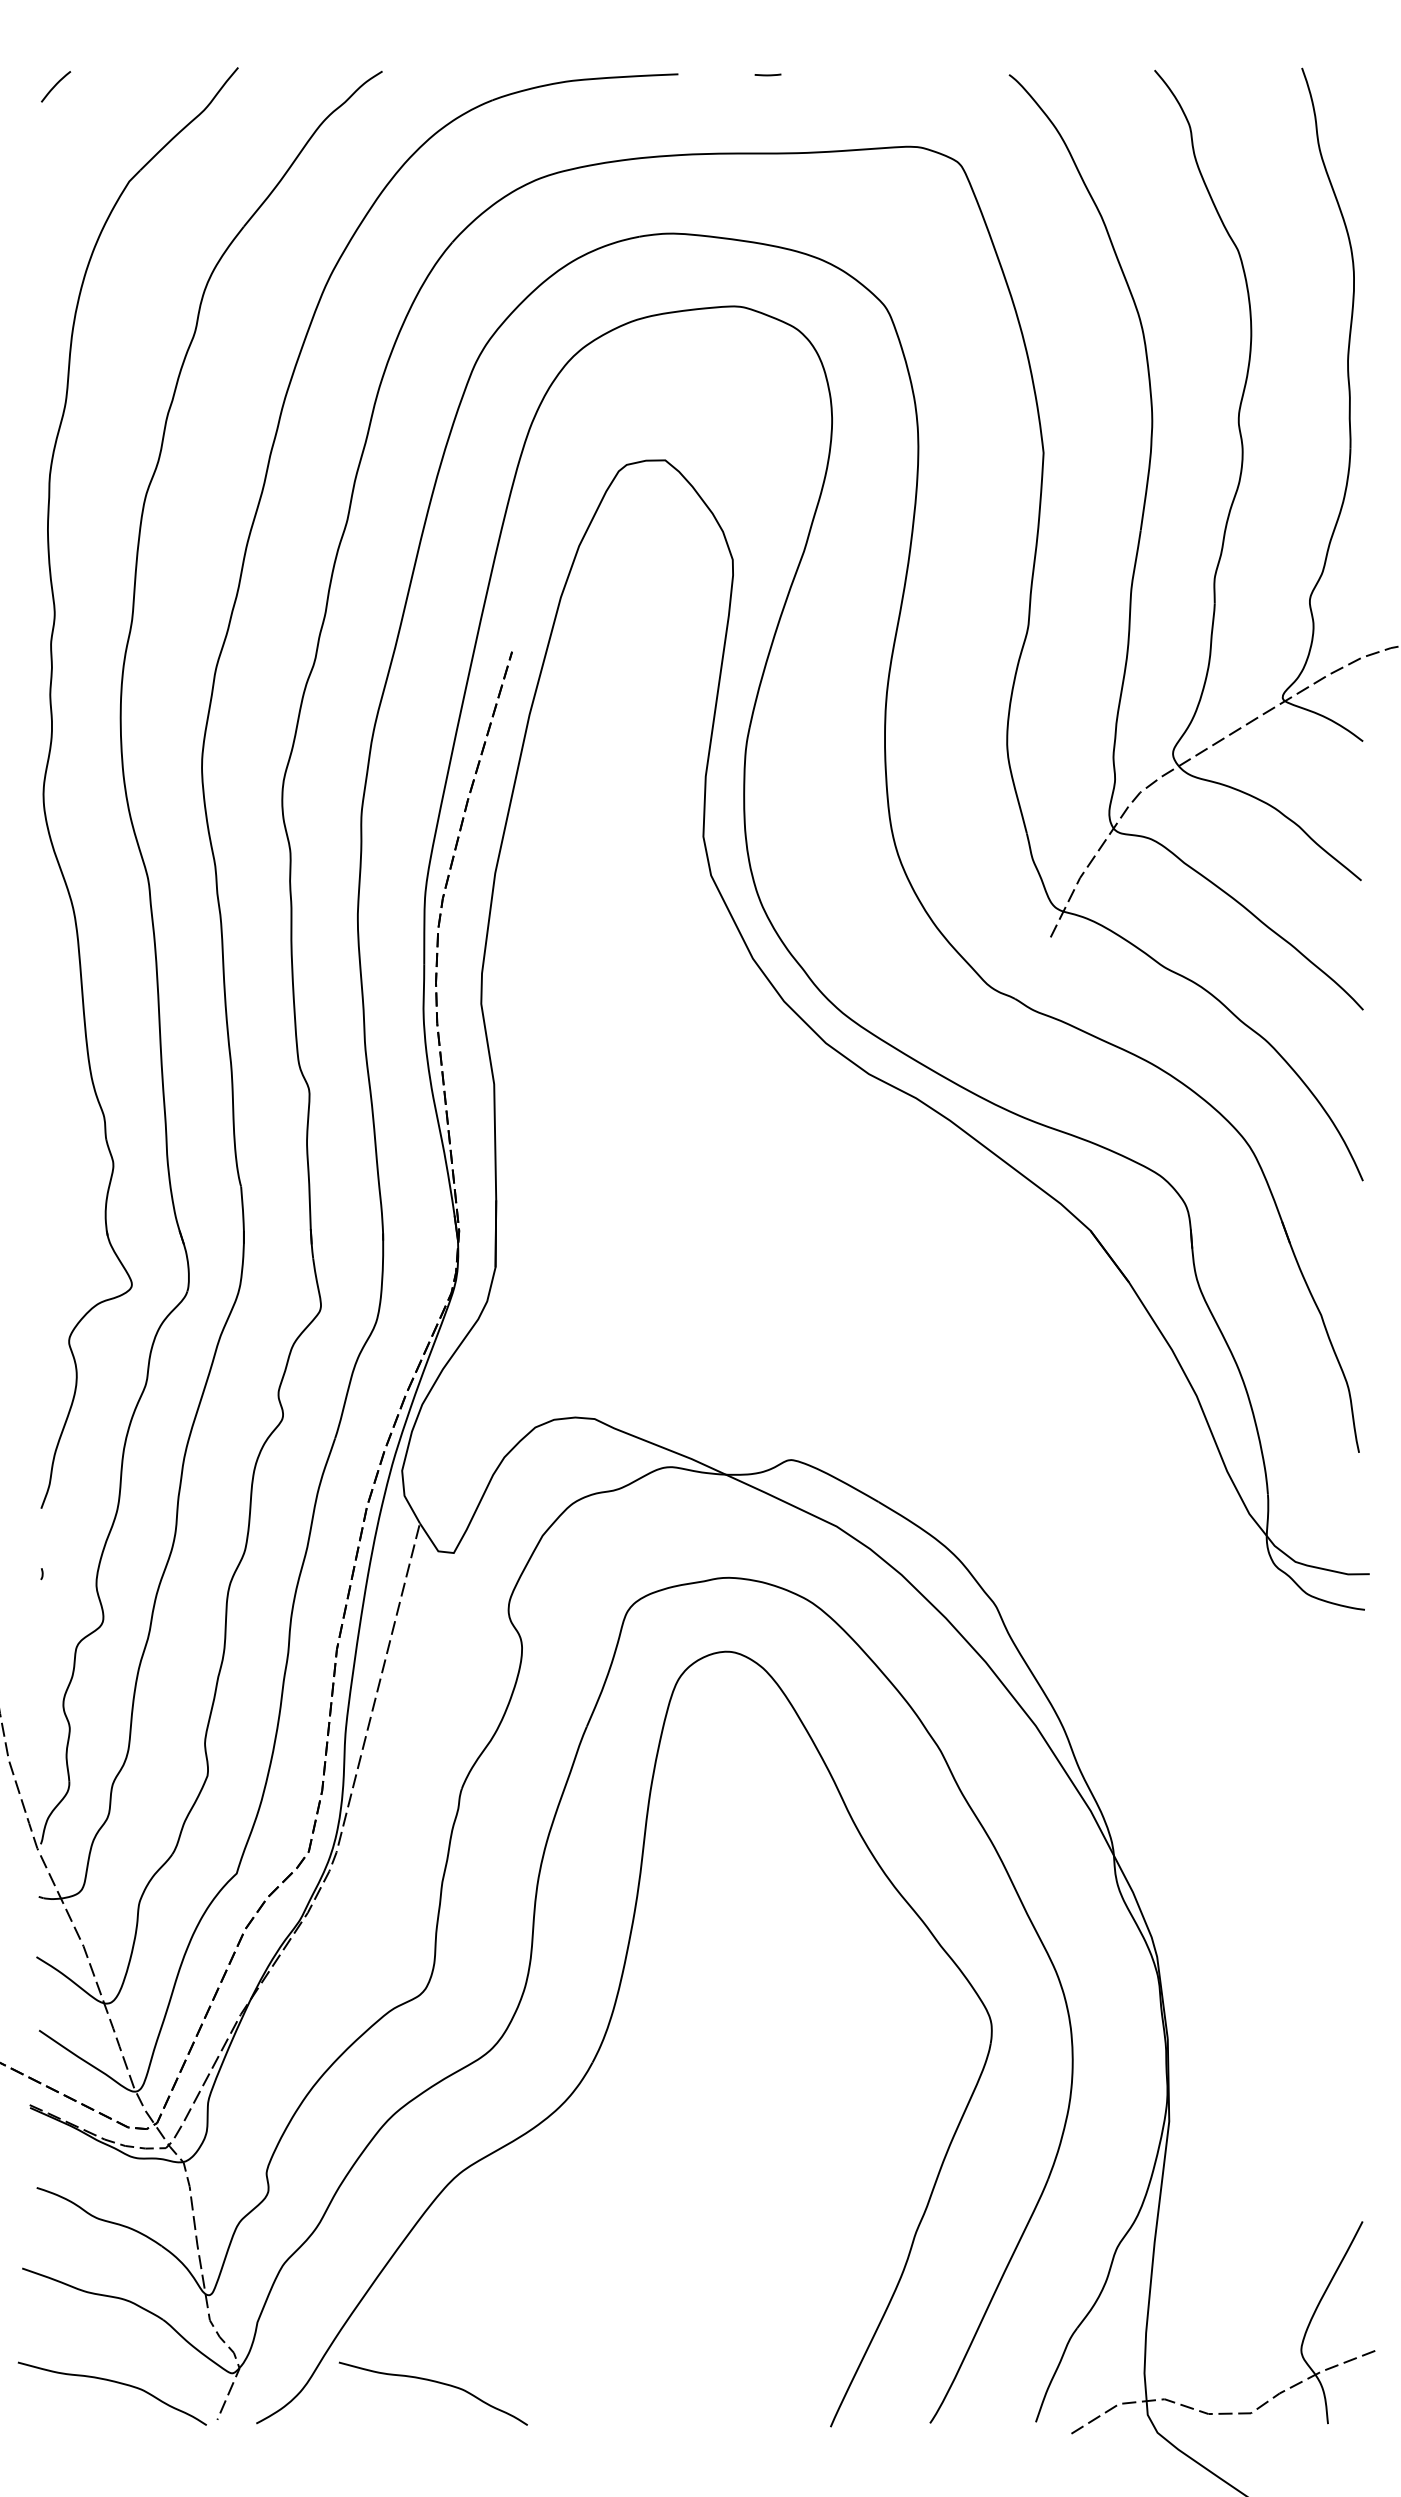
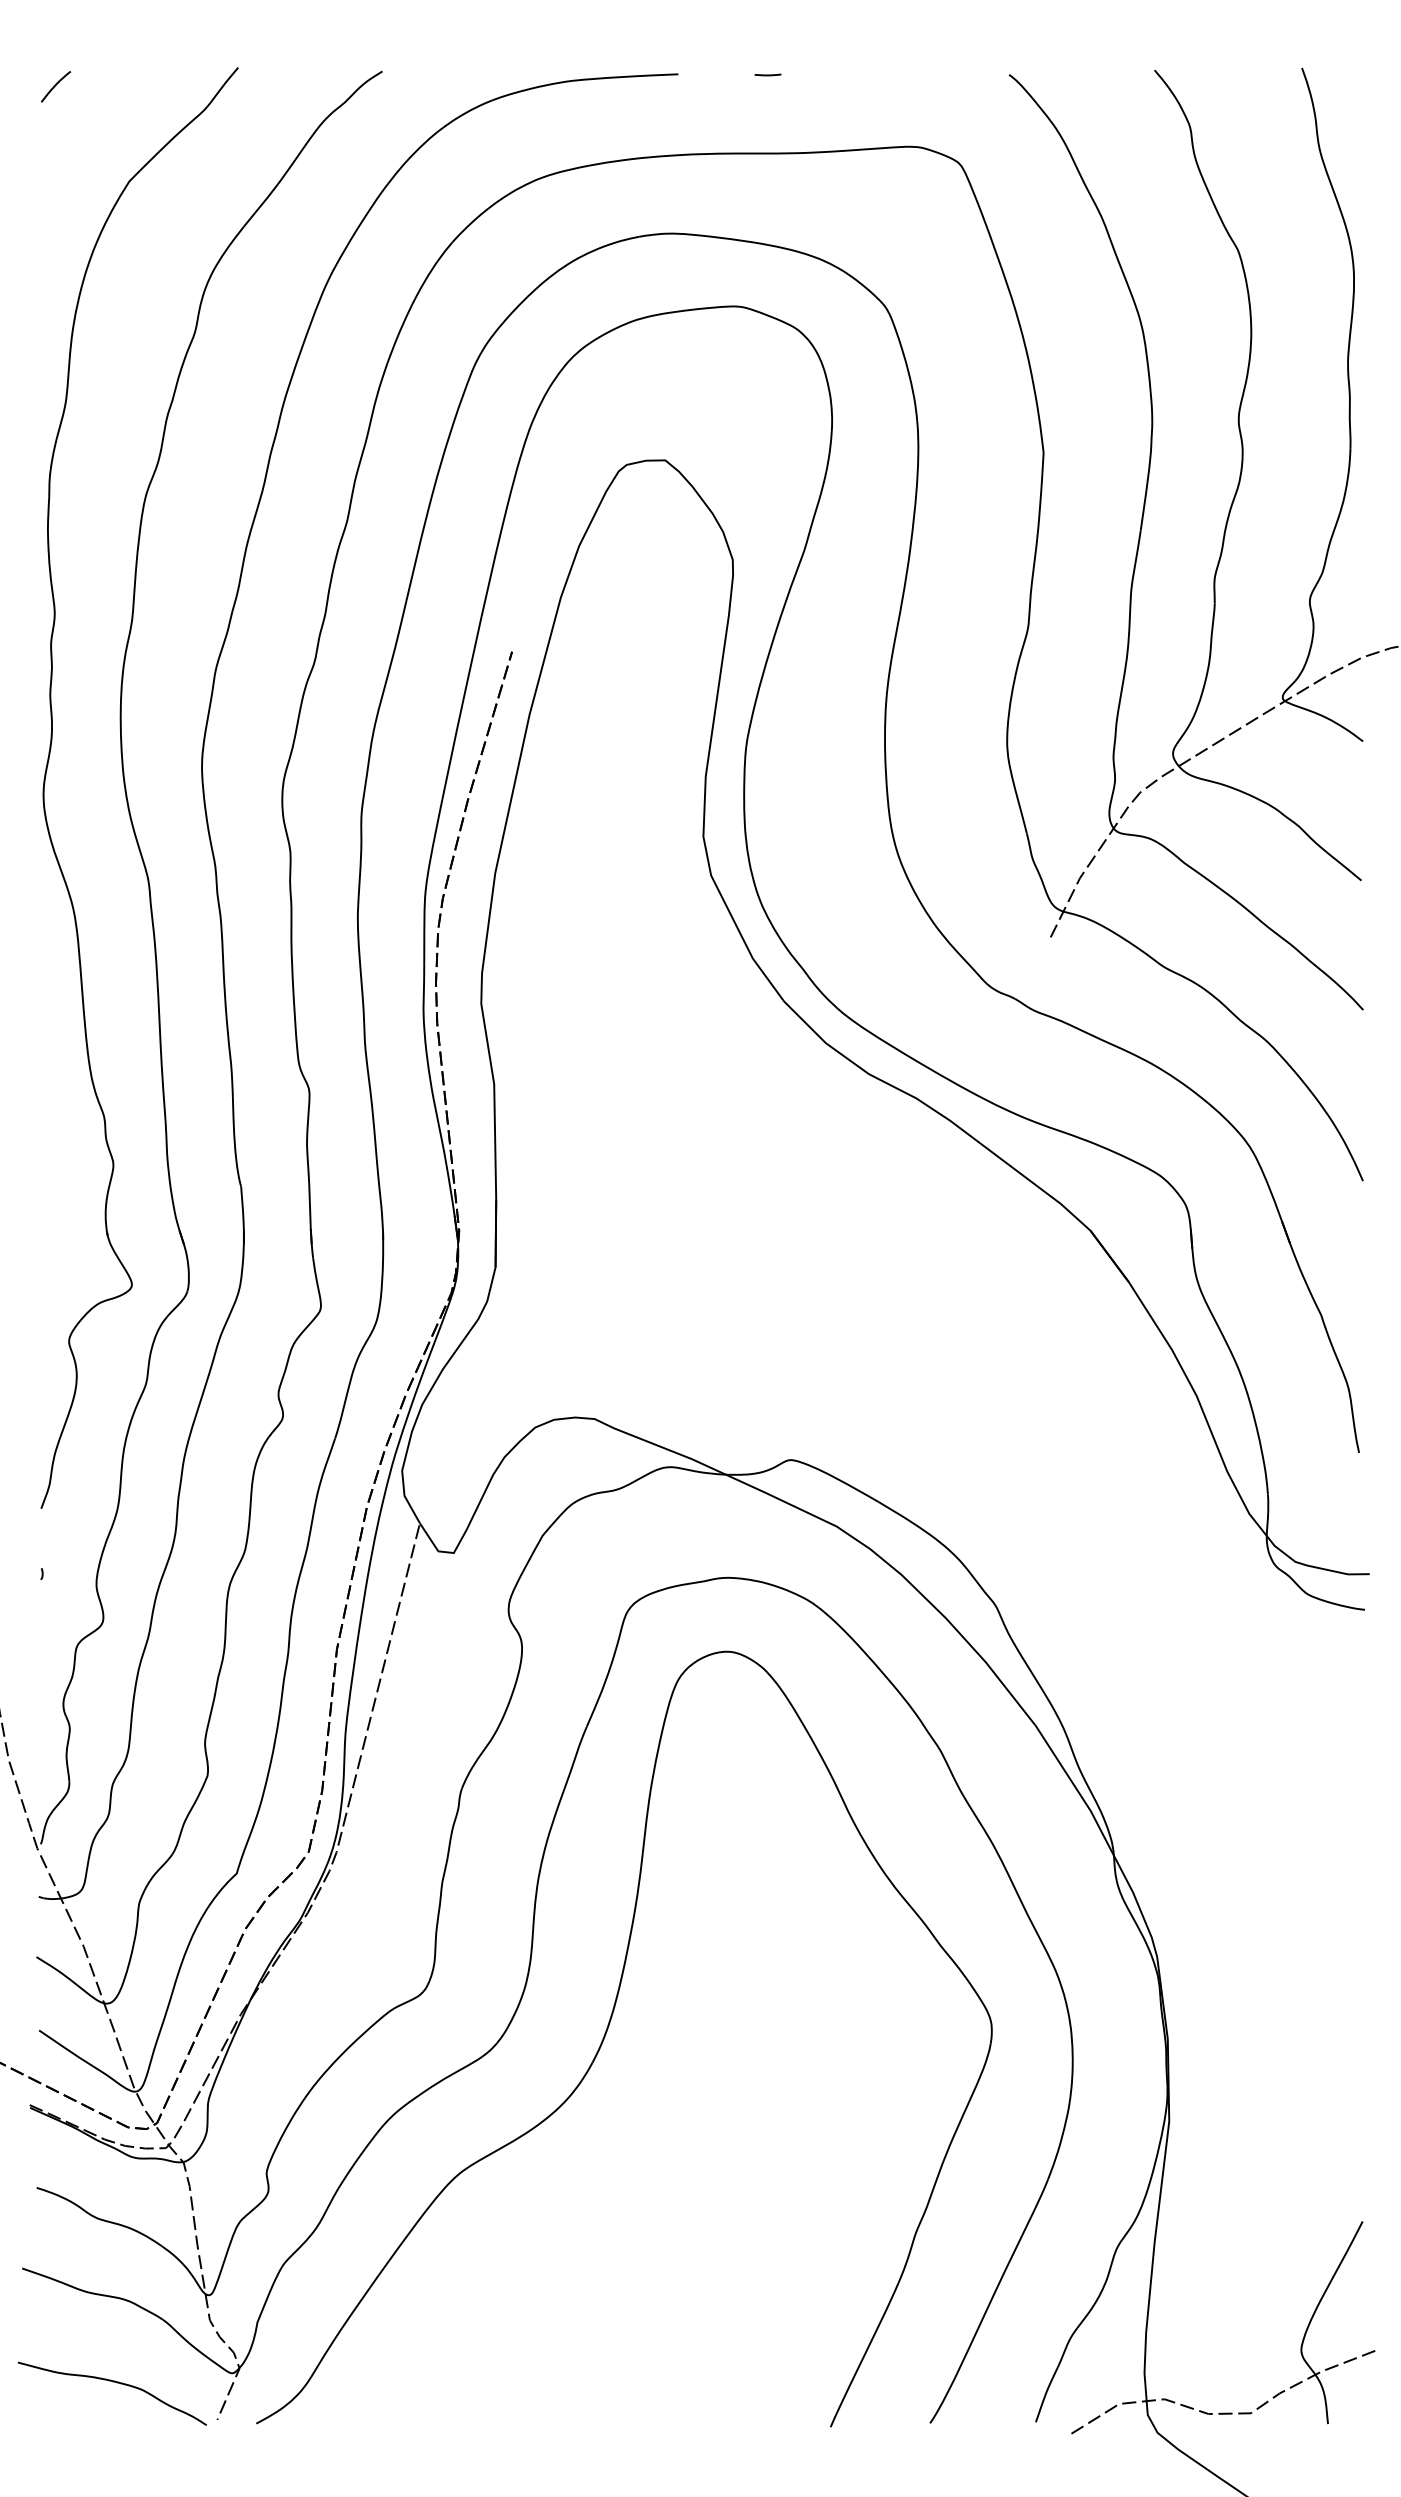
curve: present -> none (434, 2382)
